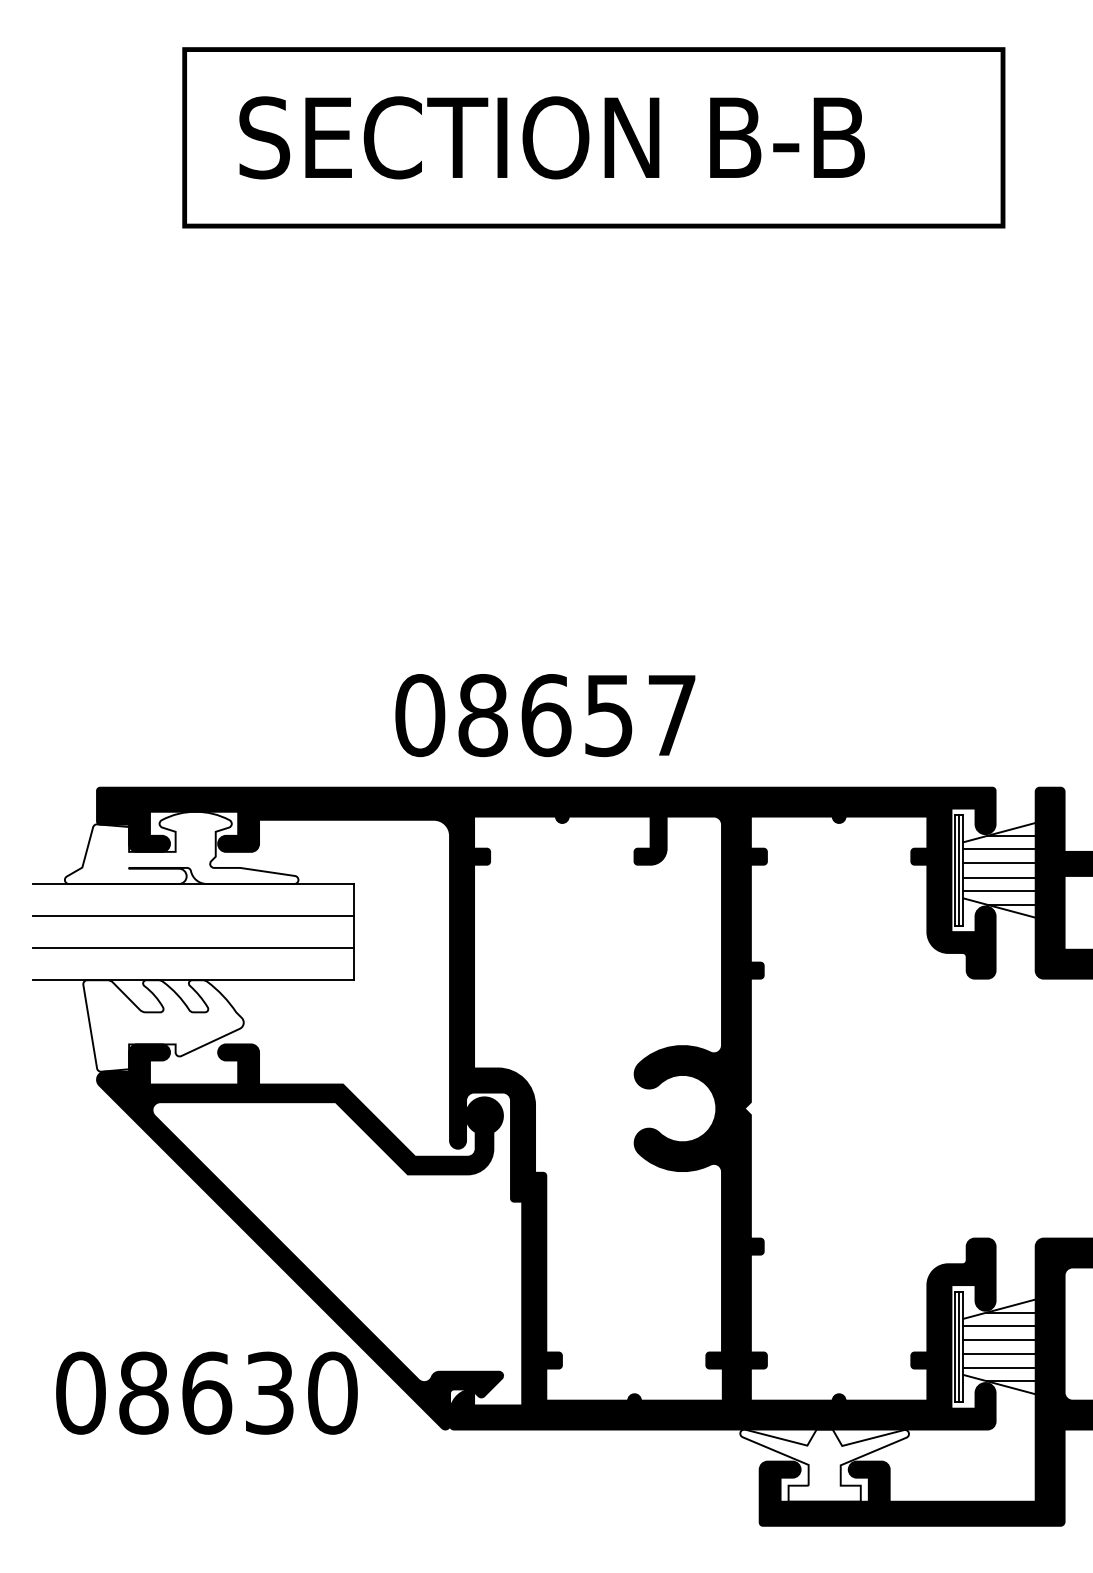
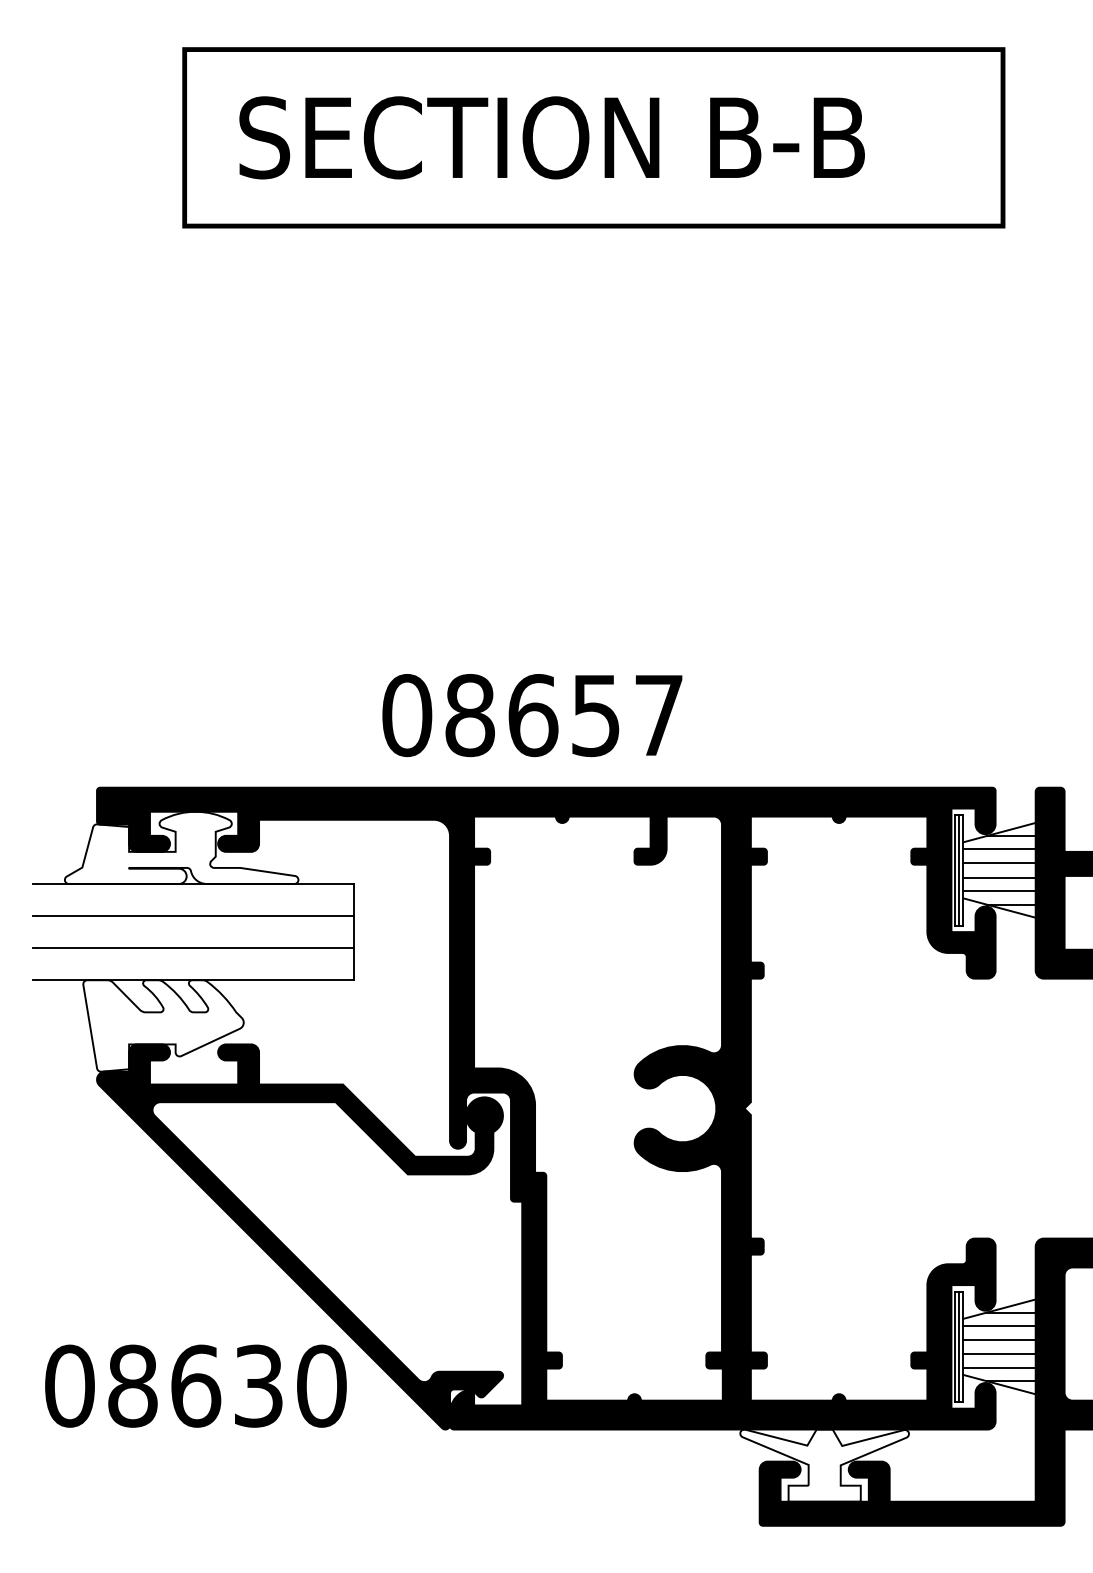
text position: (545, 715) -> (532, 715) (532, 715)
text position: (206, 1392) -> (195, 1385) (195, 1385)
